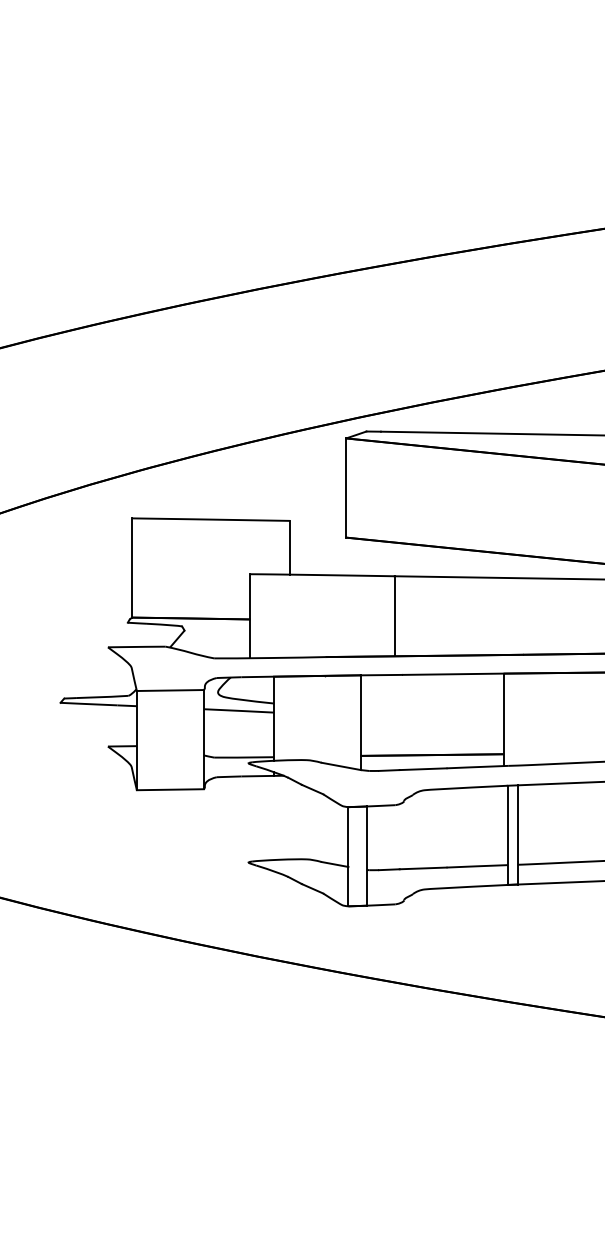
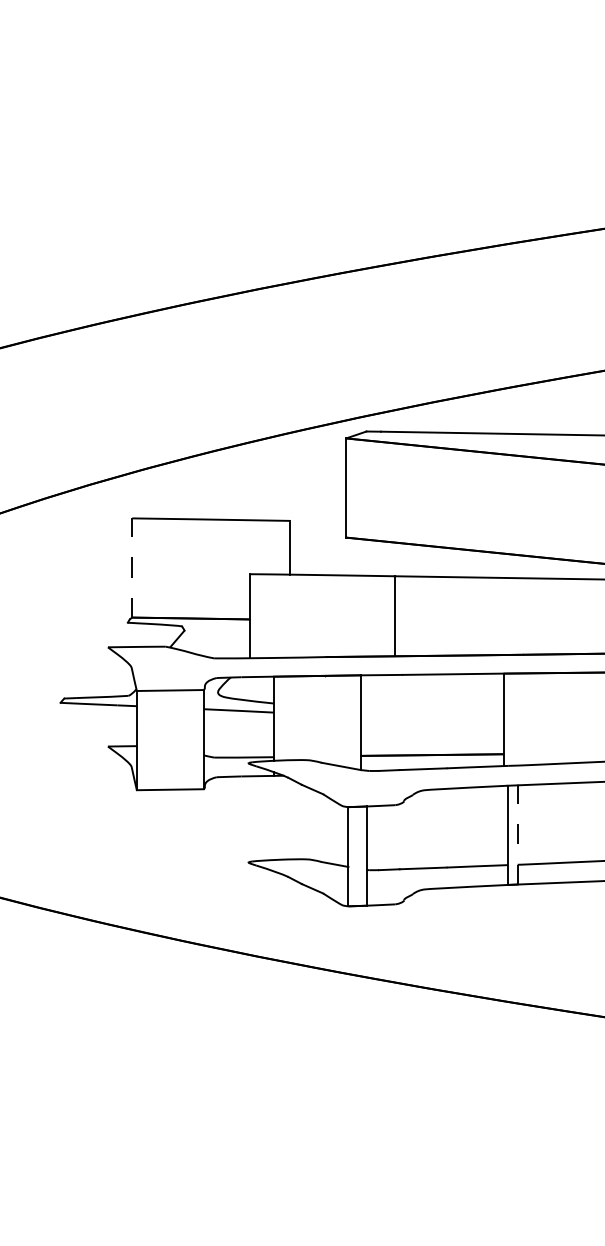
line: solid -> dashed (132, 568)
line: solid -> dashed (517, 834)
